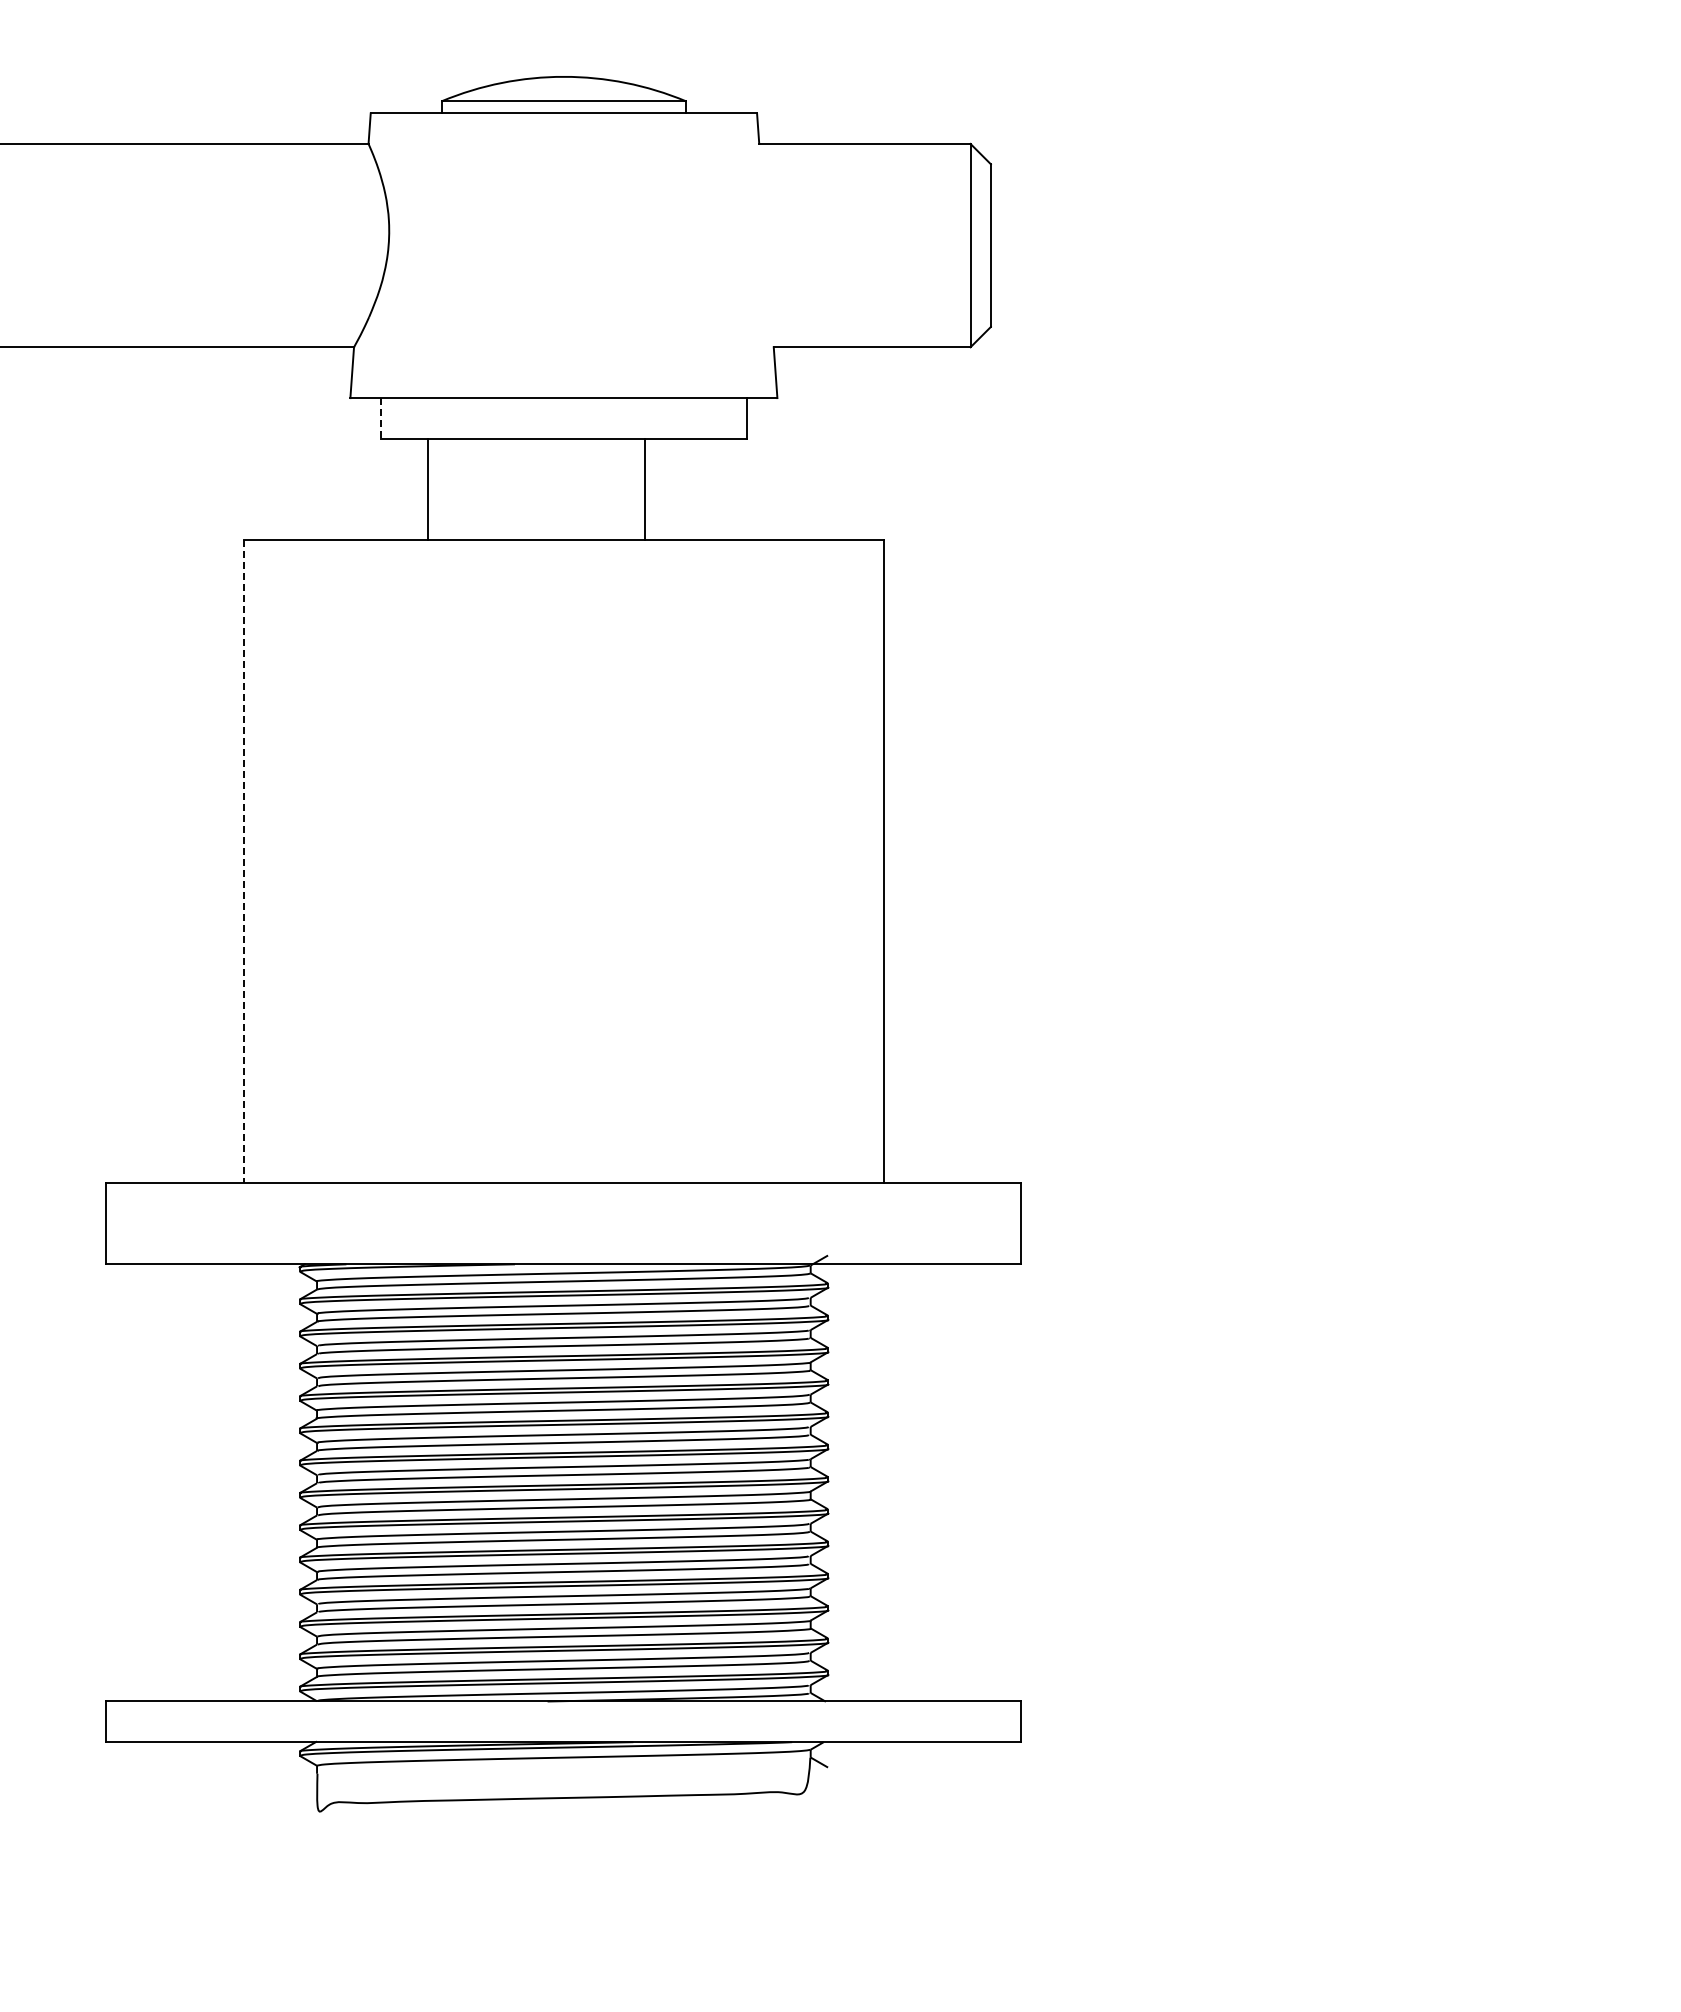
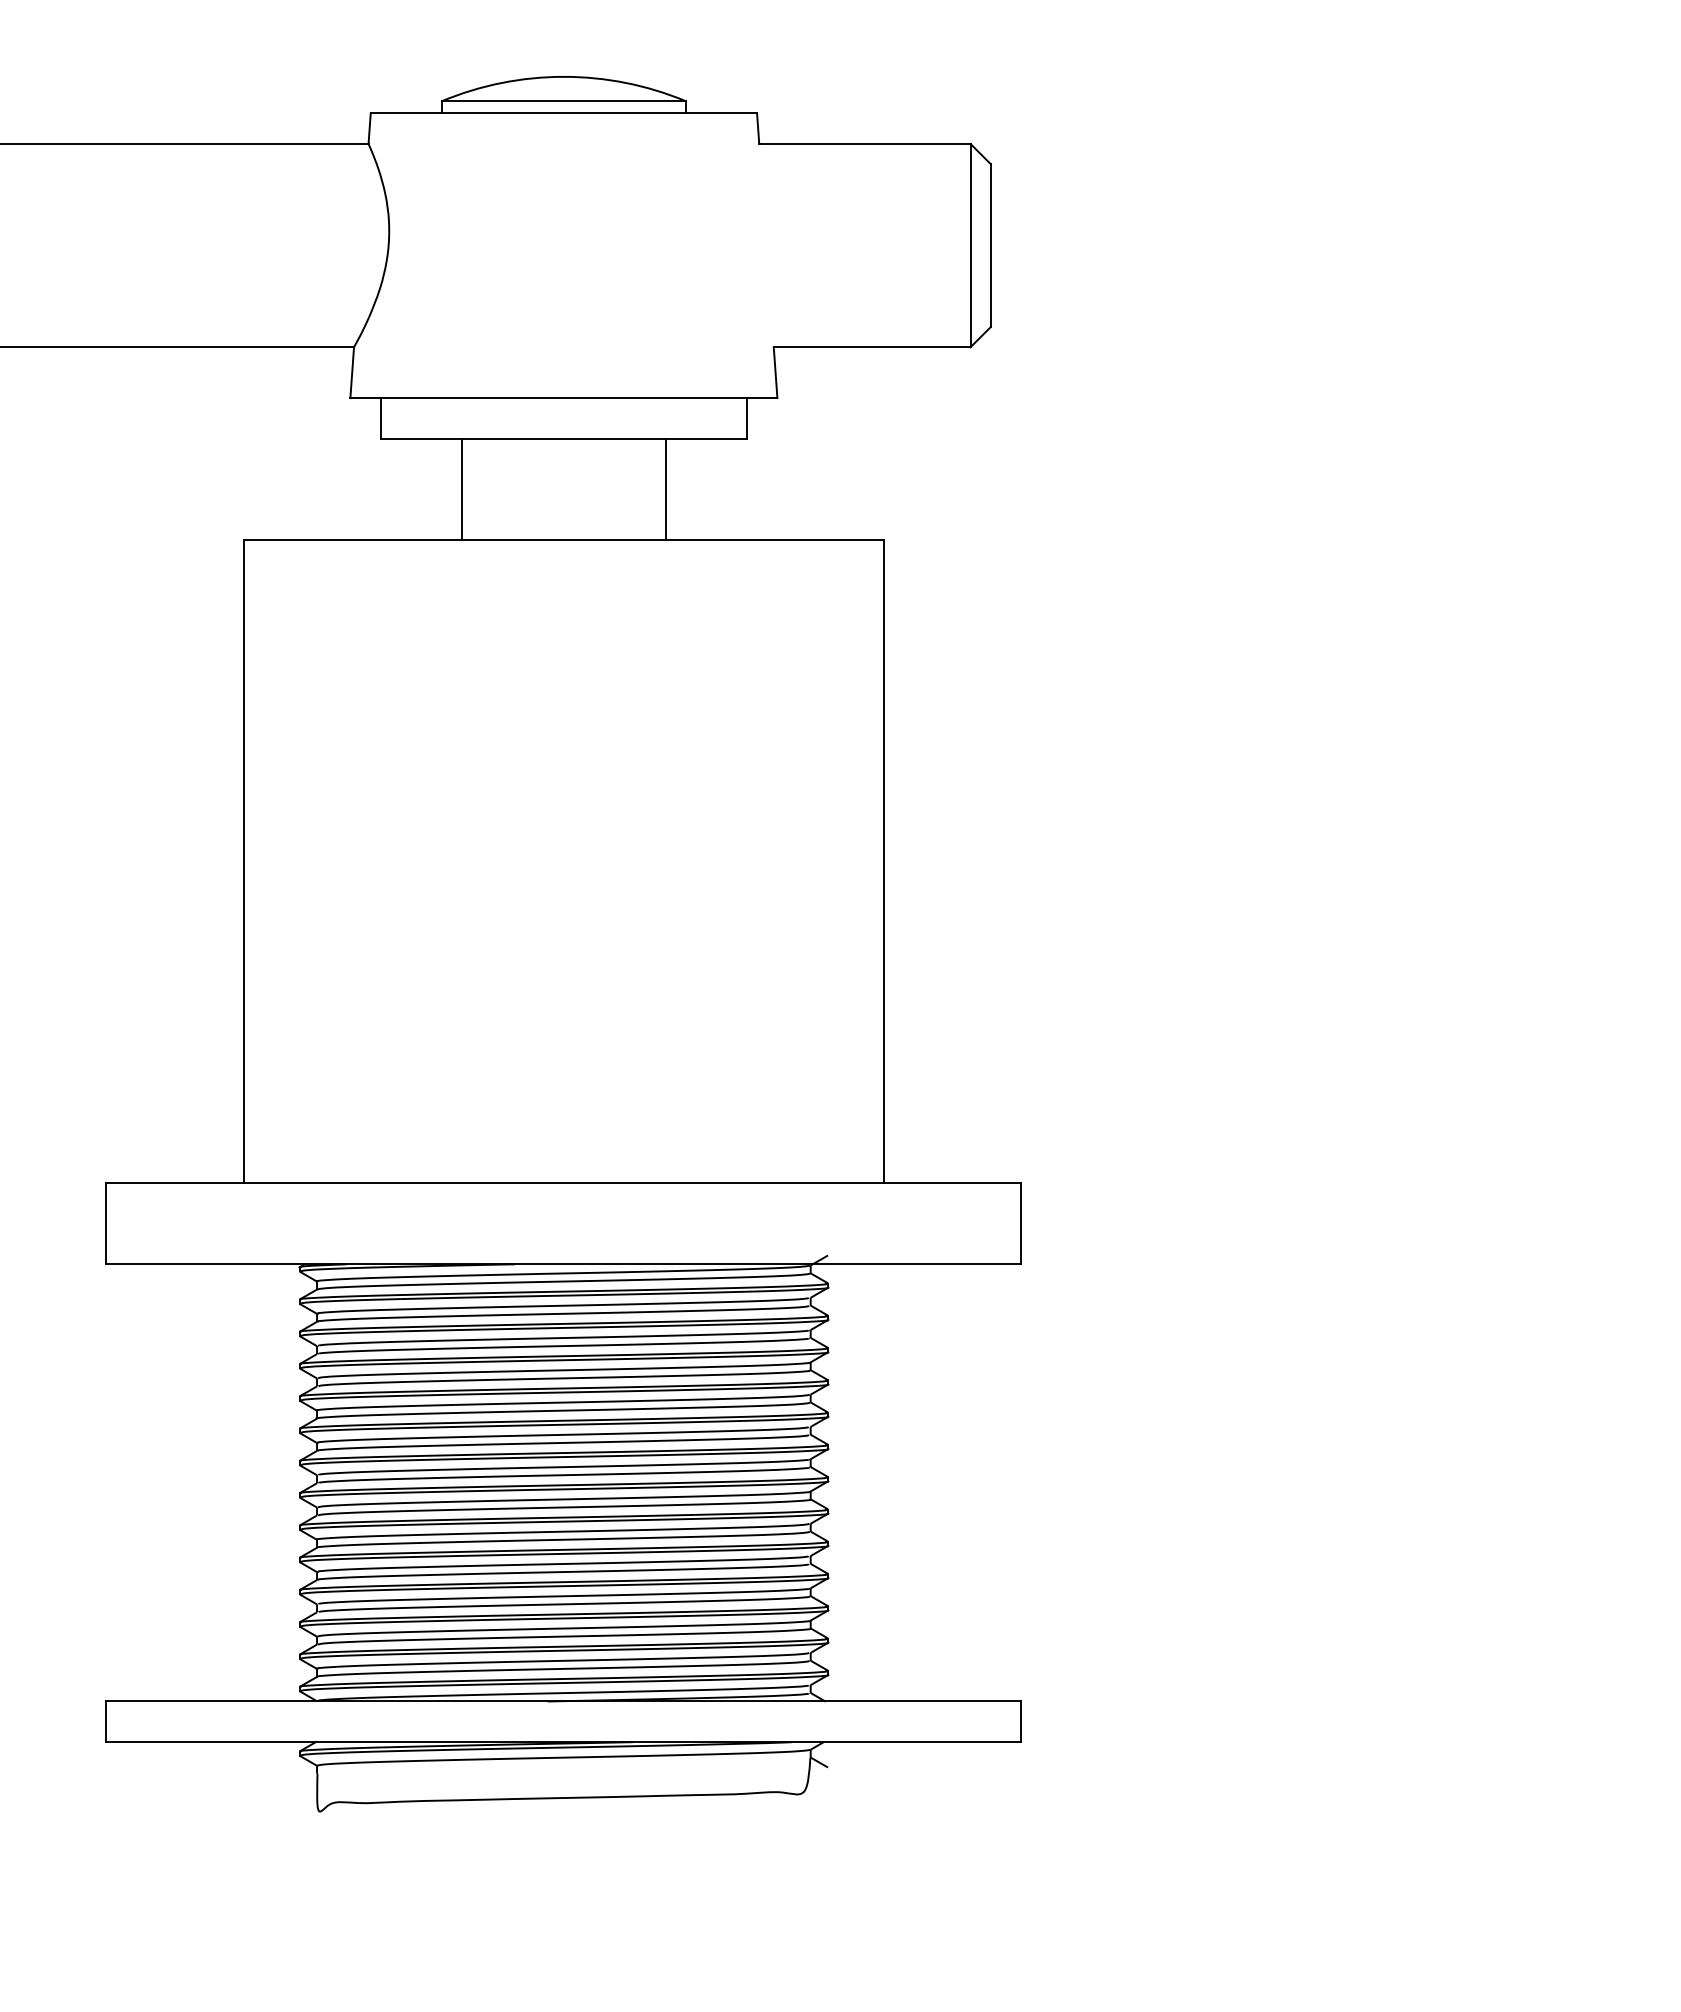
line: dashed -> solid (380, 418)
line position: (428, 489) -> (462, 489) (462, 489)
line position: (644, 489) -> (665, 489) (665, 489)
line: dashed -> solid (243, 862)
